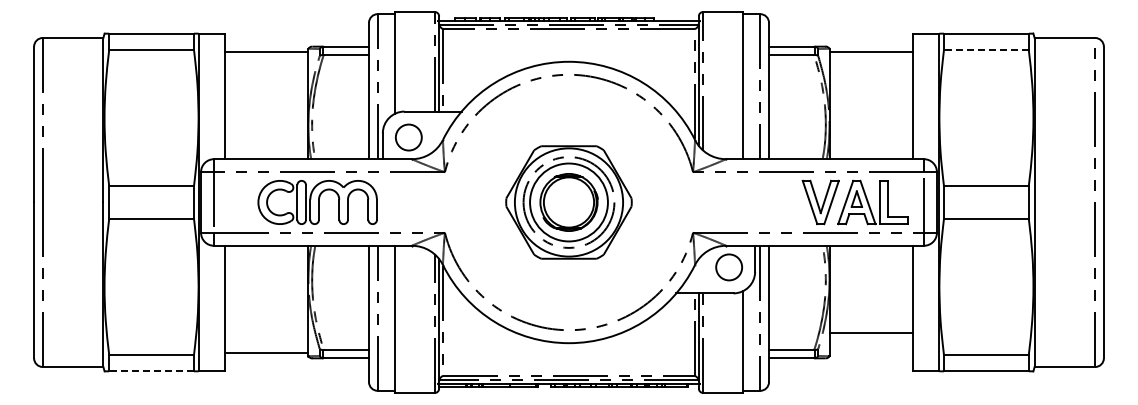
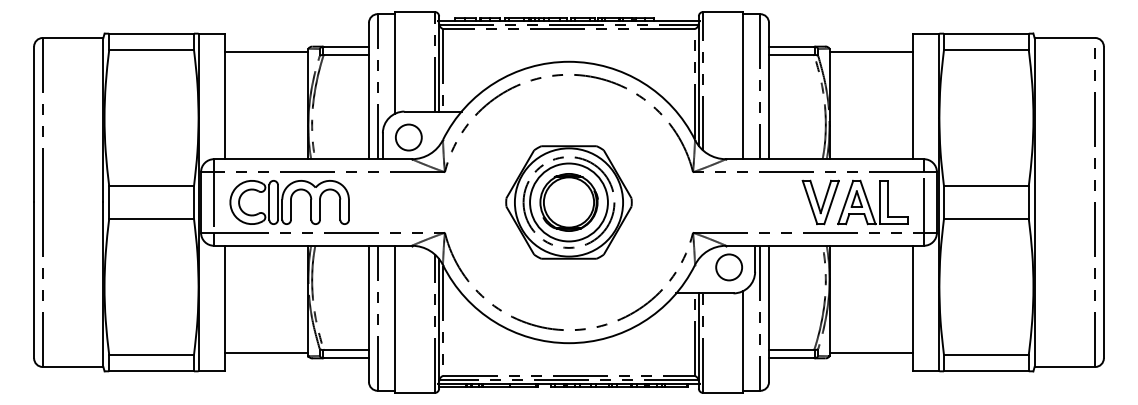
line: dashed -> solid (985, 50)
part position: (317, 202) -> (289, 202) (289, 202)
line position: (871, 333) -> (871, 353) (871, 353)
line: dashed -> solid (151, 371)
